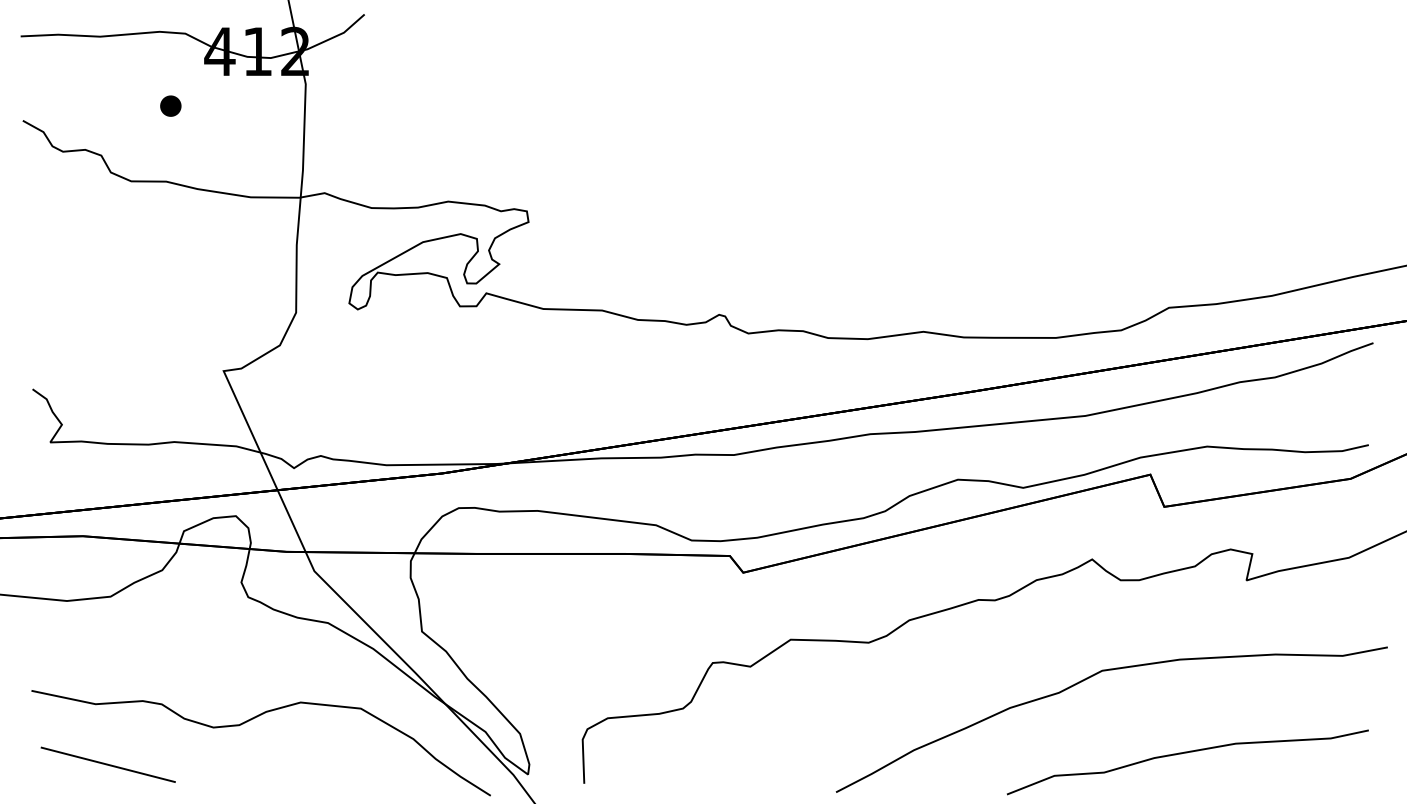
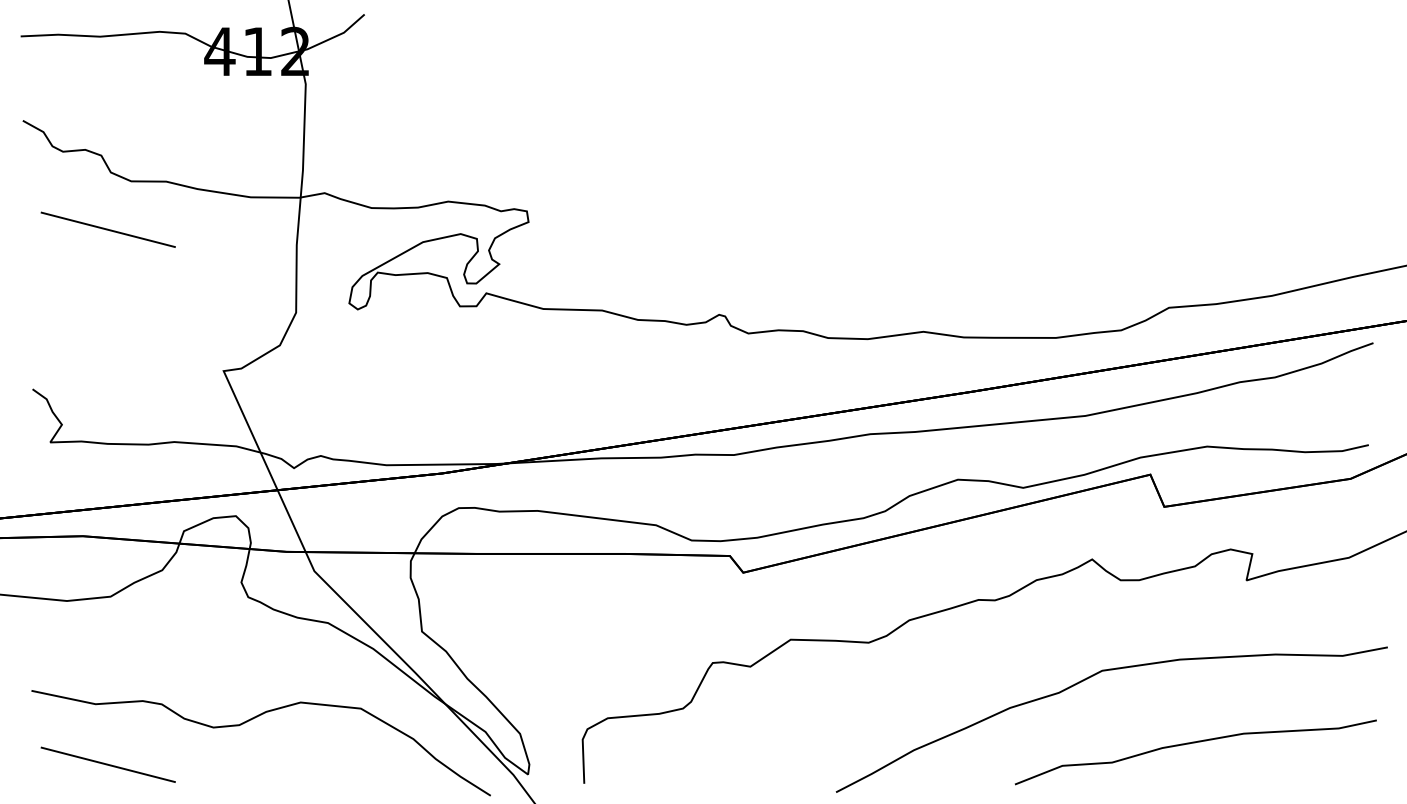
part: present -> none (170, 105)
line: none -> present (107, 229)
curve position: (1187, 753) -> (1195, 743) (1195, 743)
